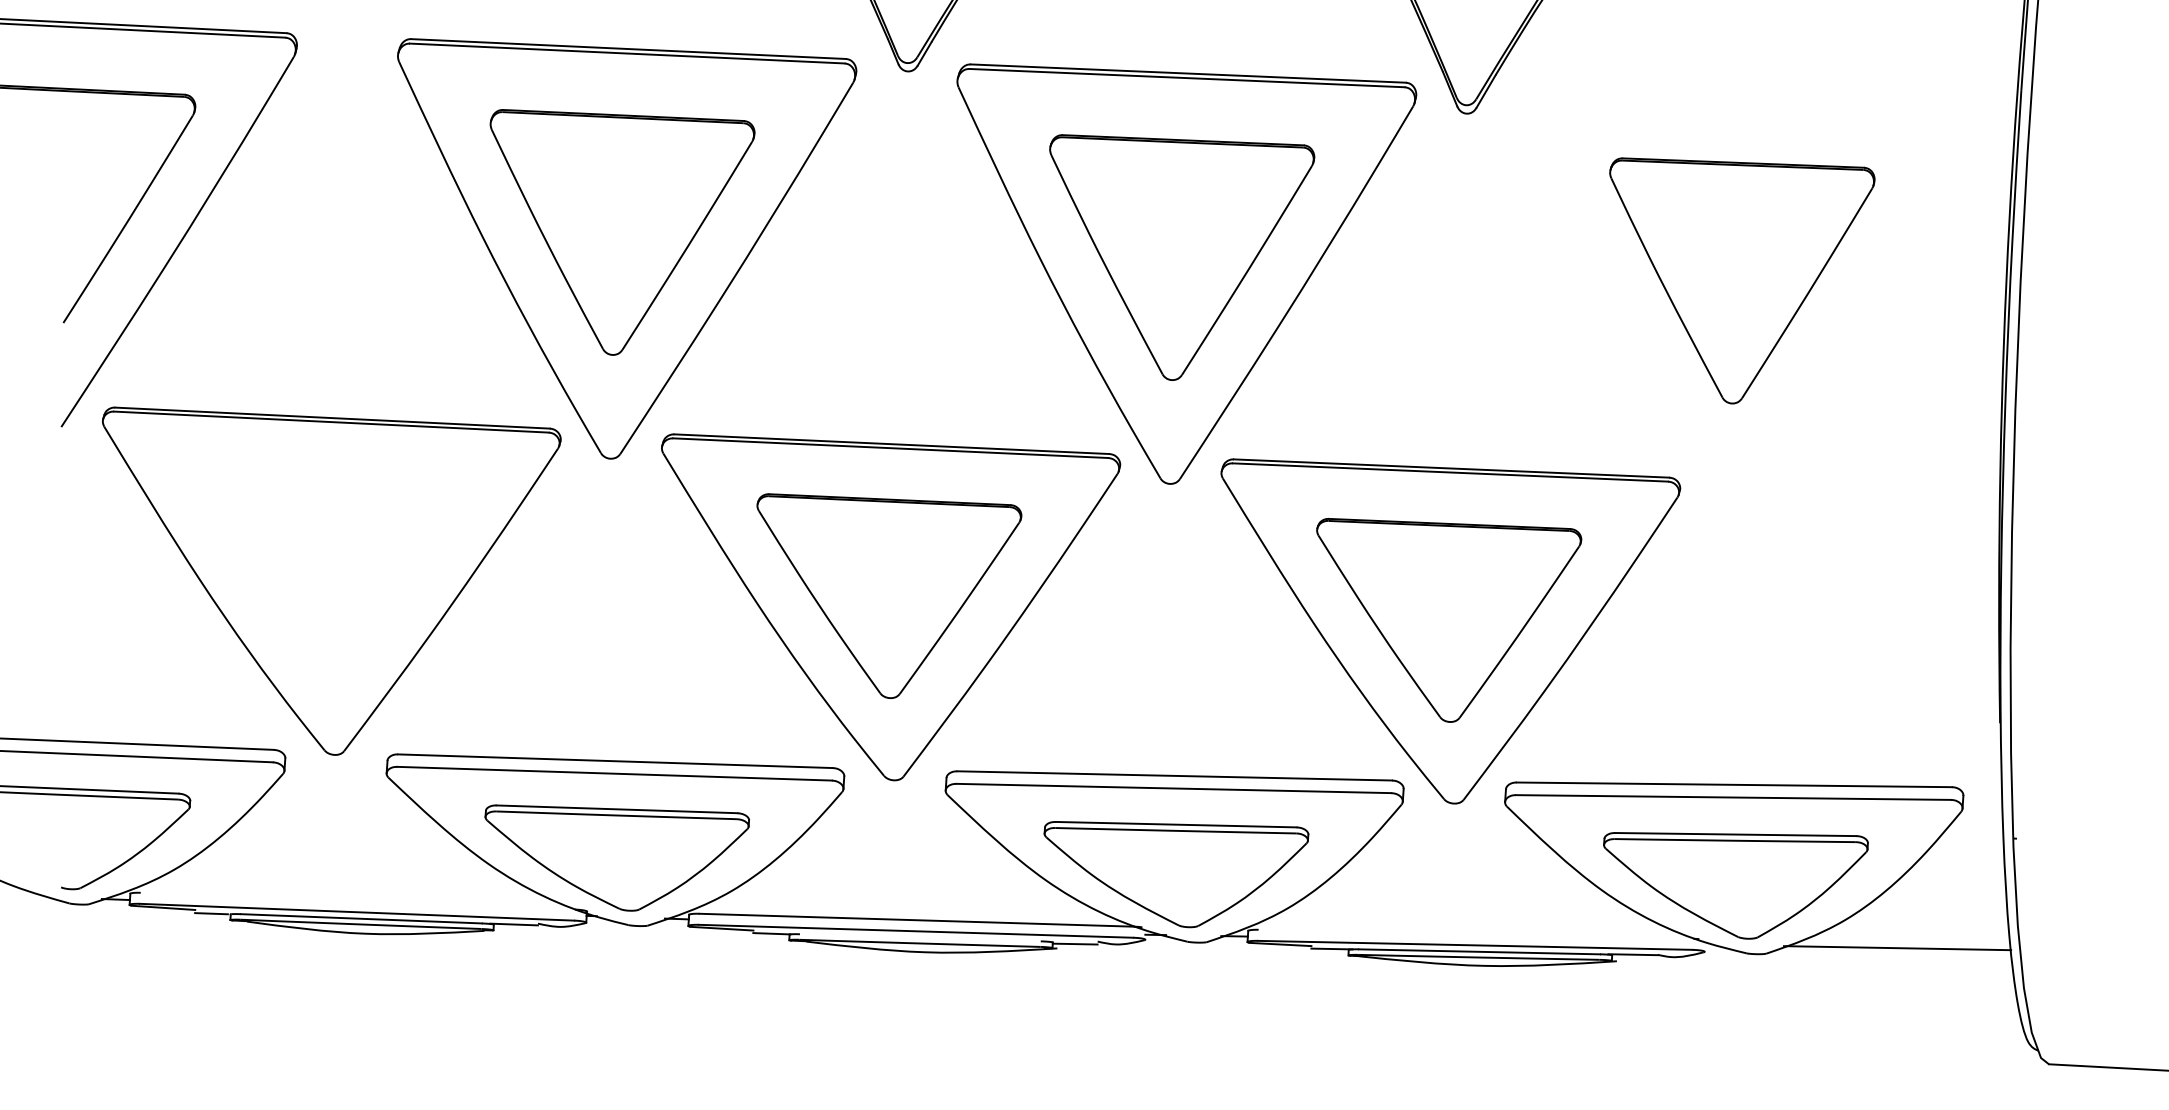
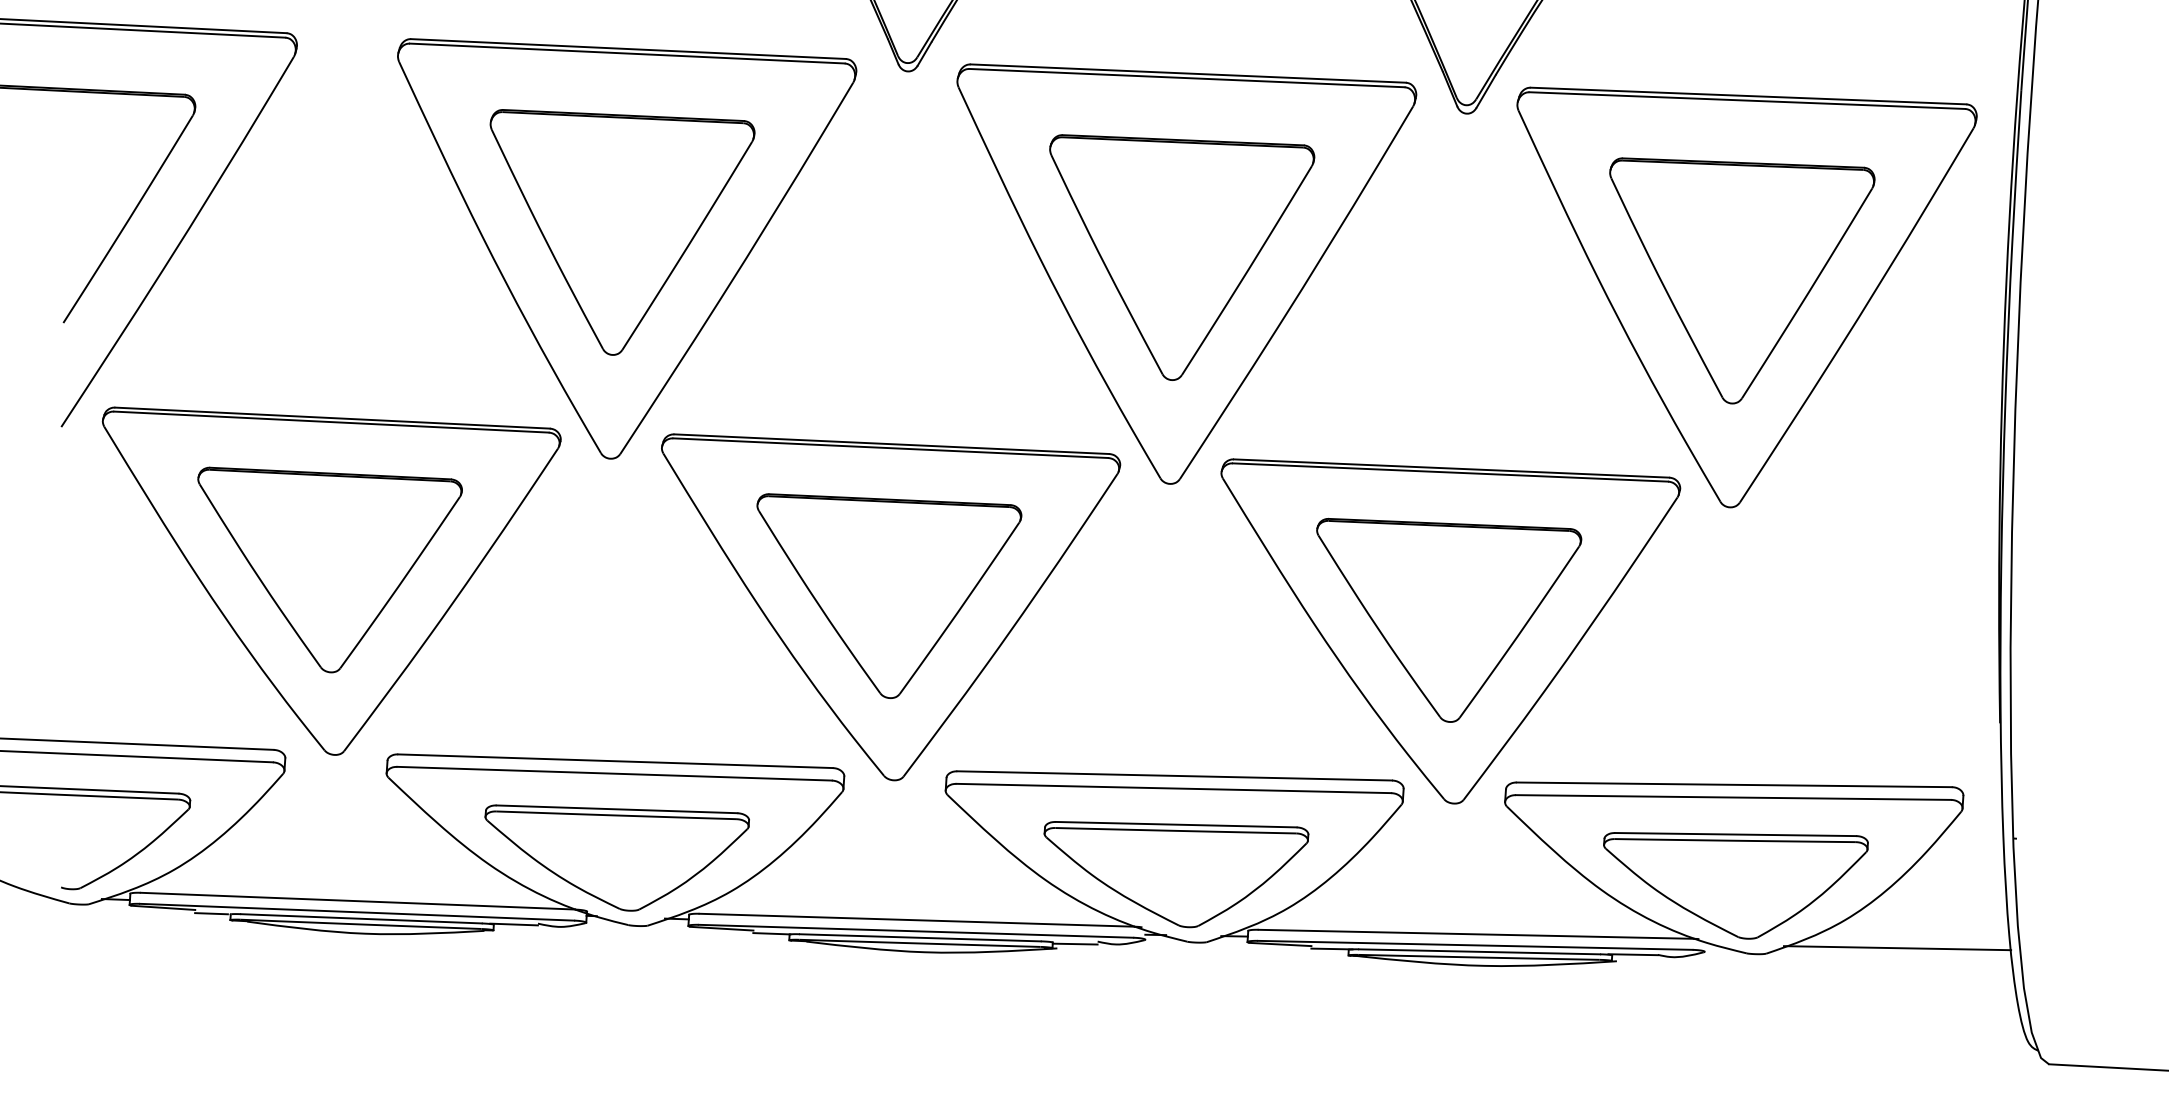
part: none -> present (1746, 297)
part: none -> present (329, 569)
line: none -> present (357, 900)
line: none -> present (1475, 933)
line: none -> present (919, 937)
